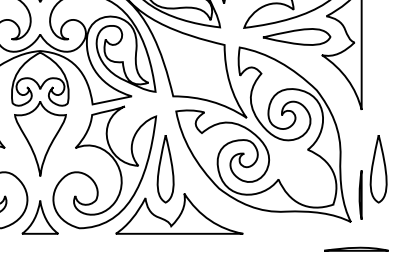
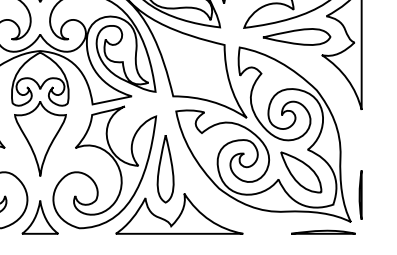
part: present -> none (378, 169)
part: none -> present (301, 172)
part position: (356, 248) -> (323, 231) (323, 231)
